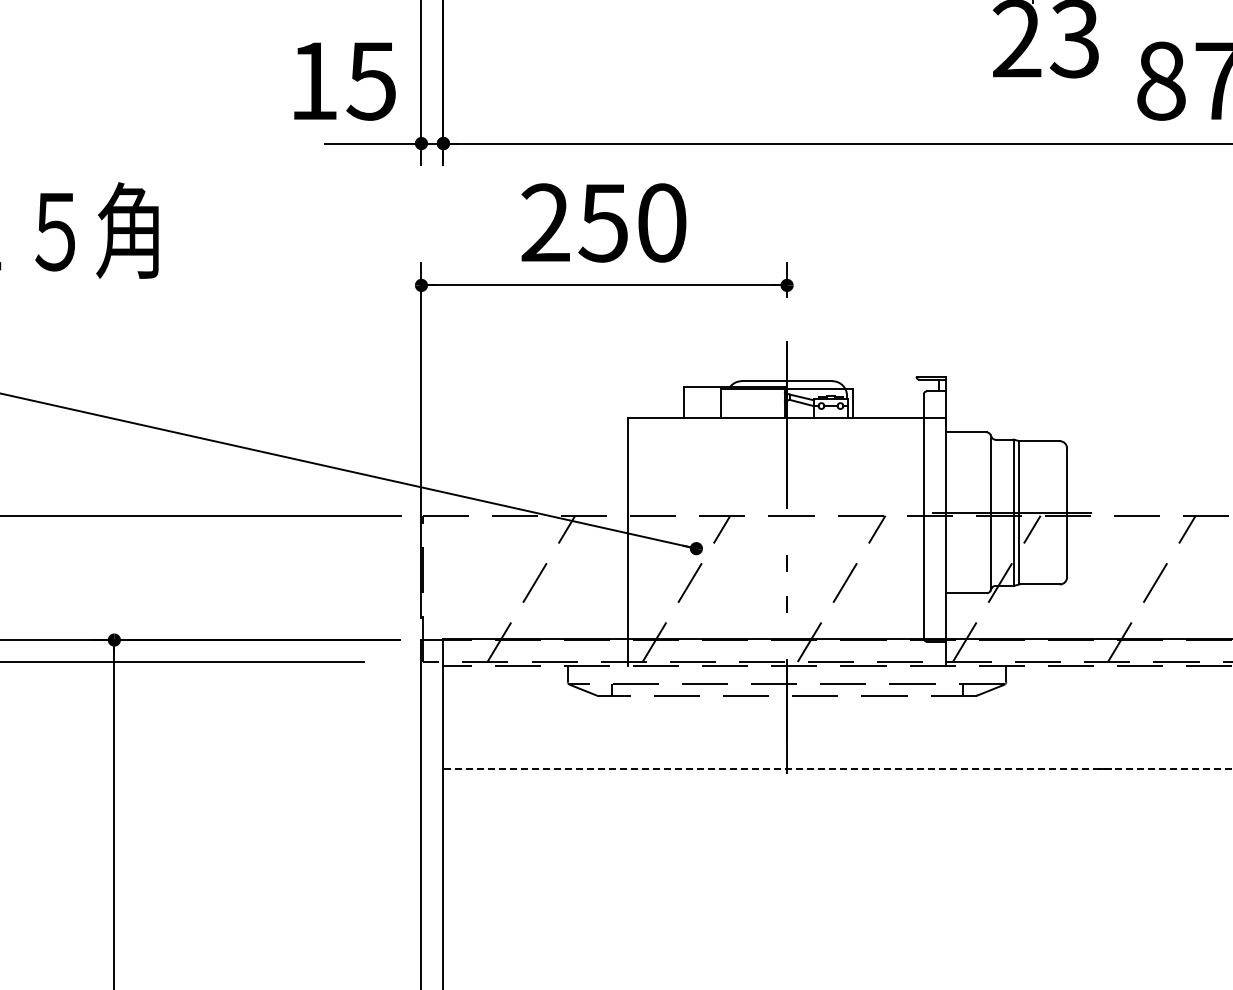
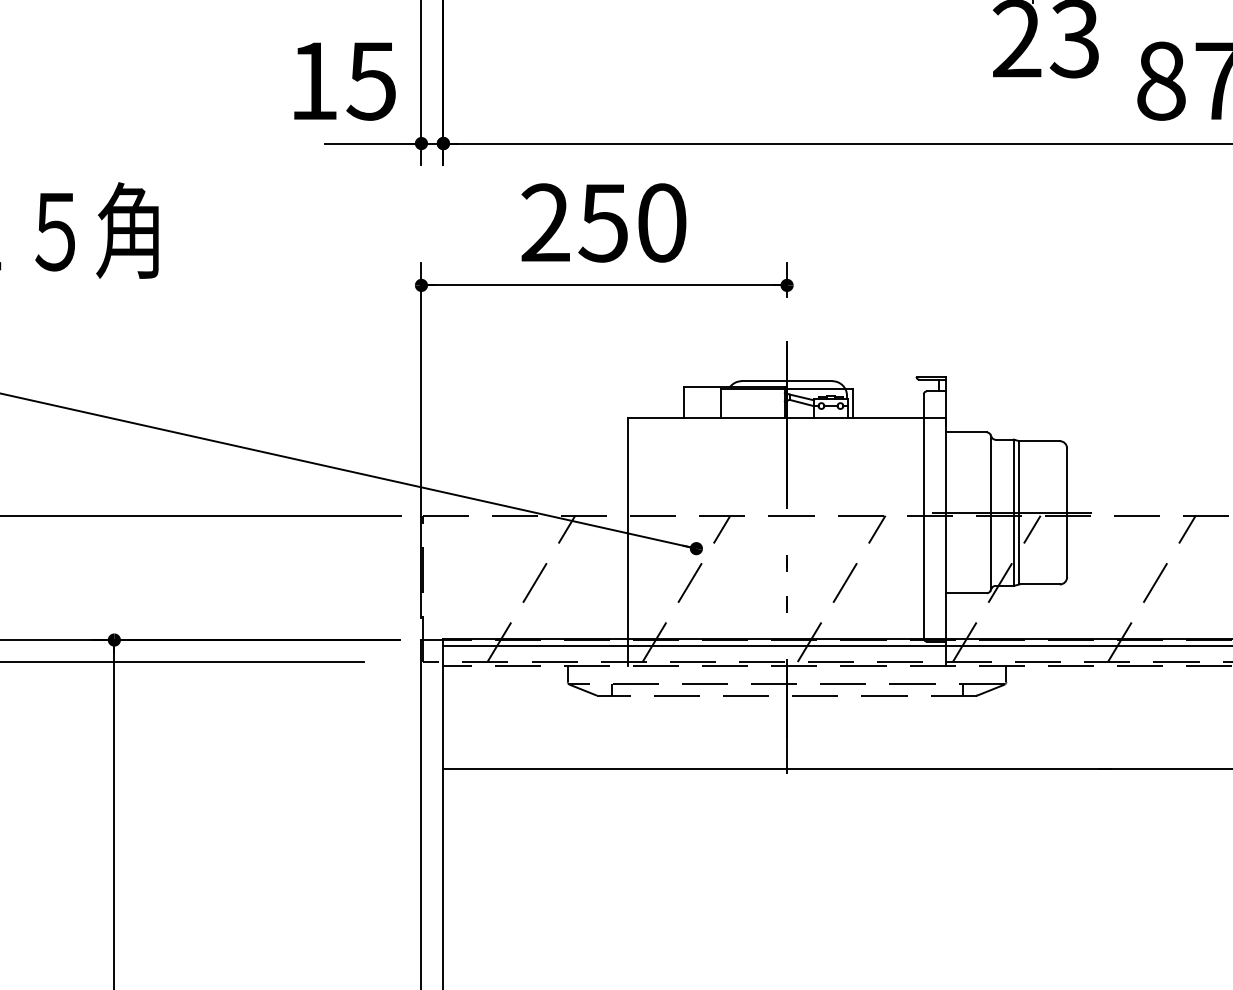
line: none -> present (836, 645)
line: dashed -> solid (838, 768)
